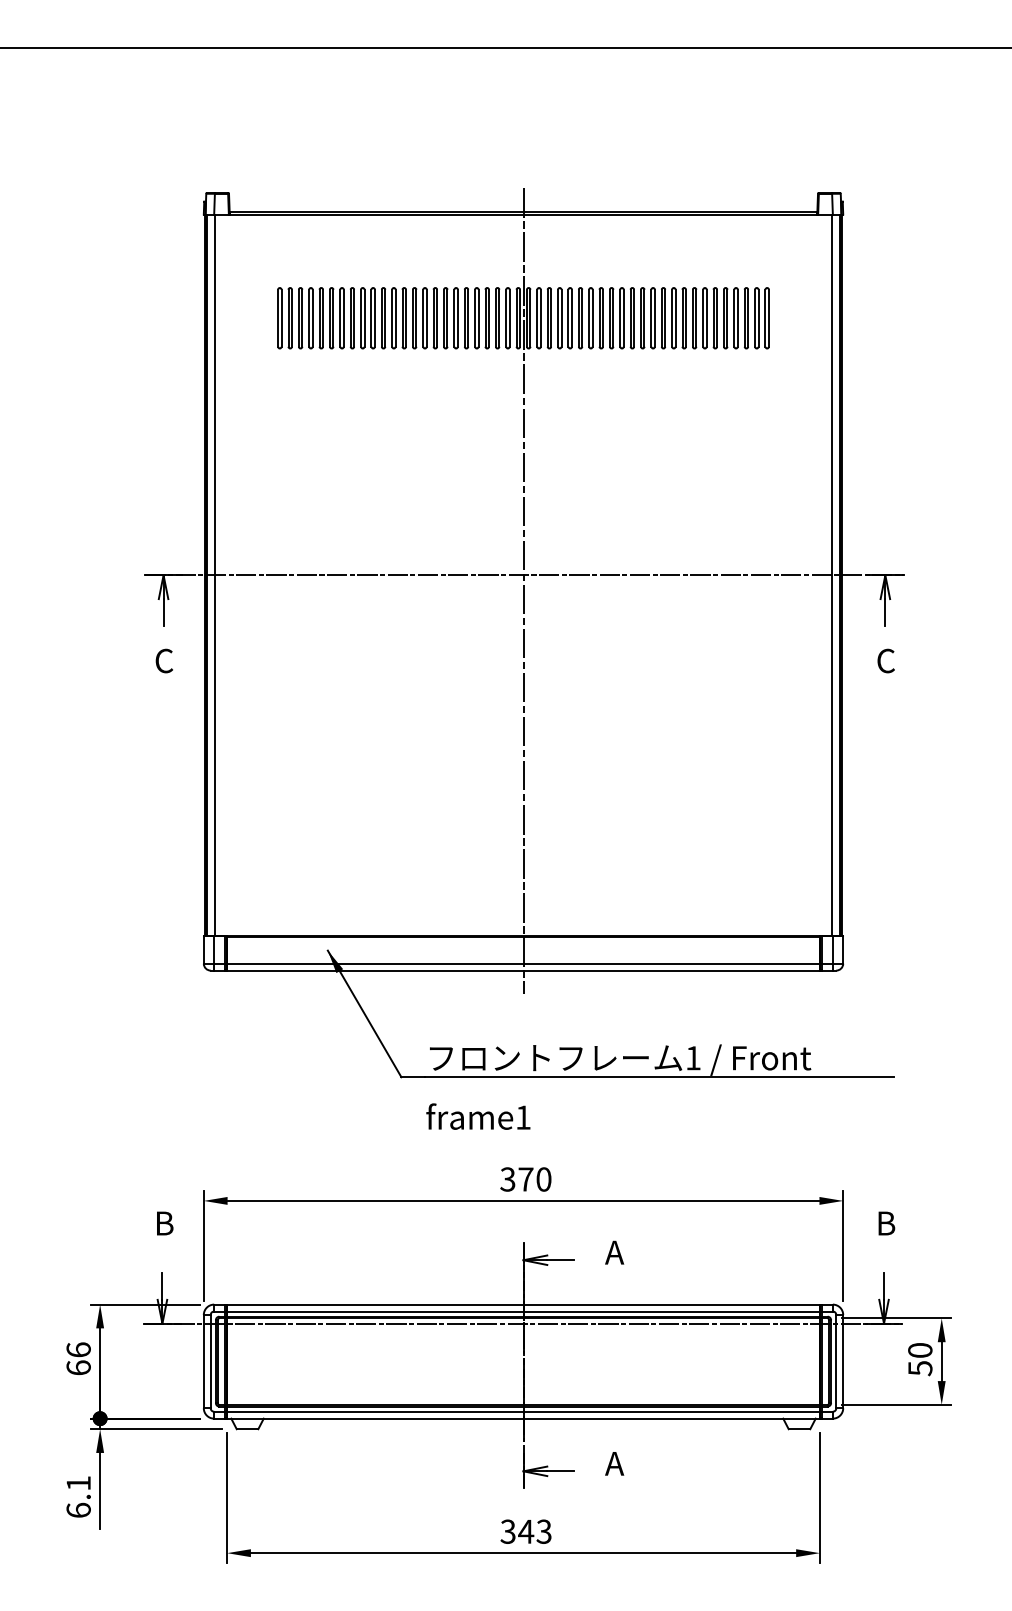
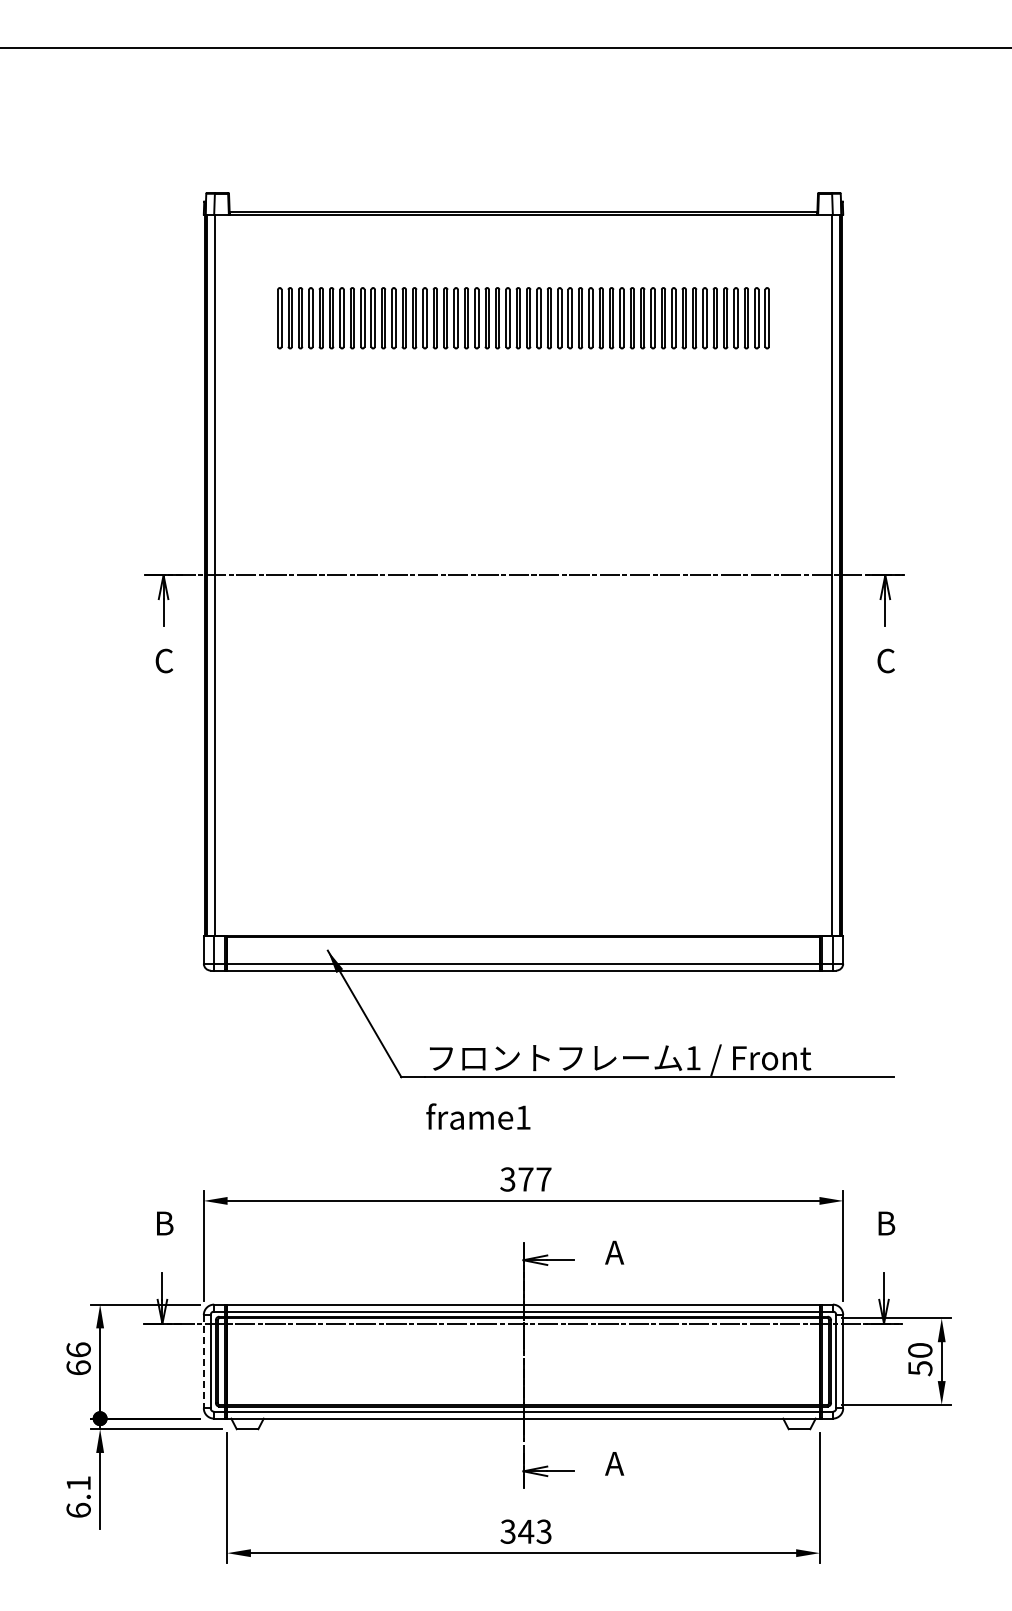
line: present -> none (523, 591)
text: 370 -> 377 (543, 1179)
line: solid -> dashed (203, 1361)
